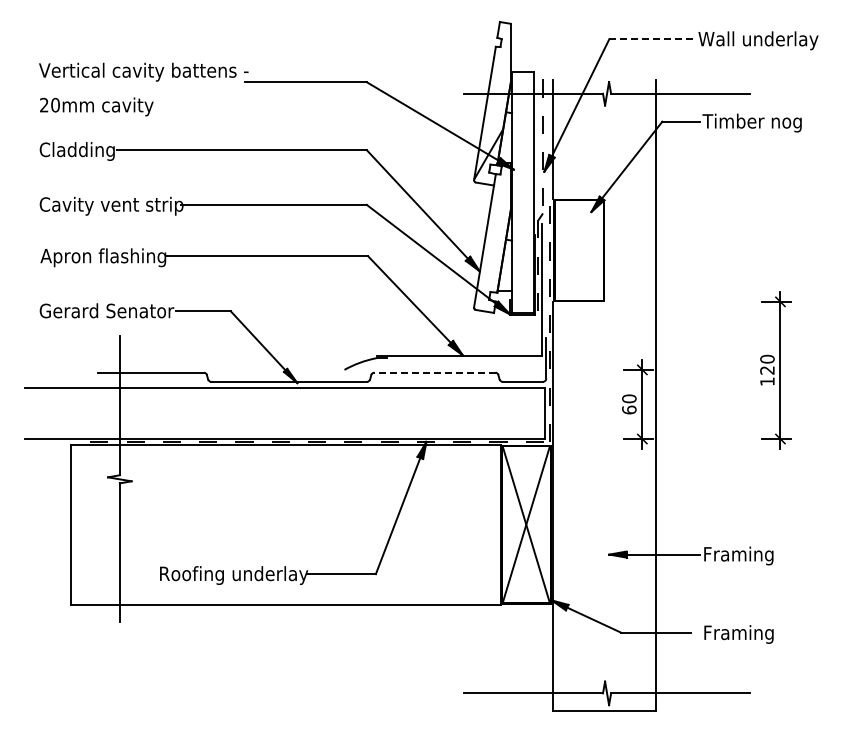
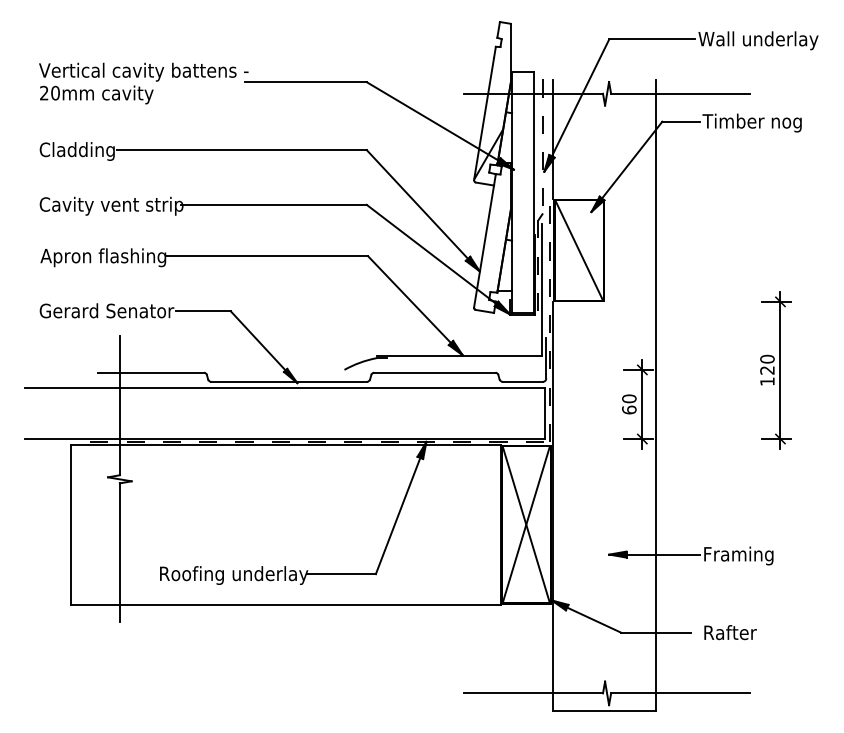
line: dashed -> solid (652, 39)
text position: (96, 106) -> (96, 94) (96, 94)
line: none -> present (578, 250)
line: dashed -> solid (434, 372)
text: Framing -> Rafter (739, 634)
